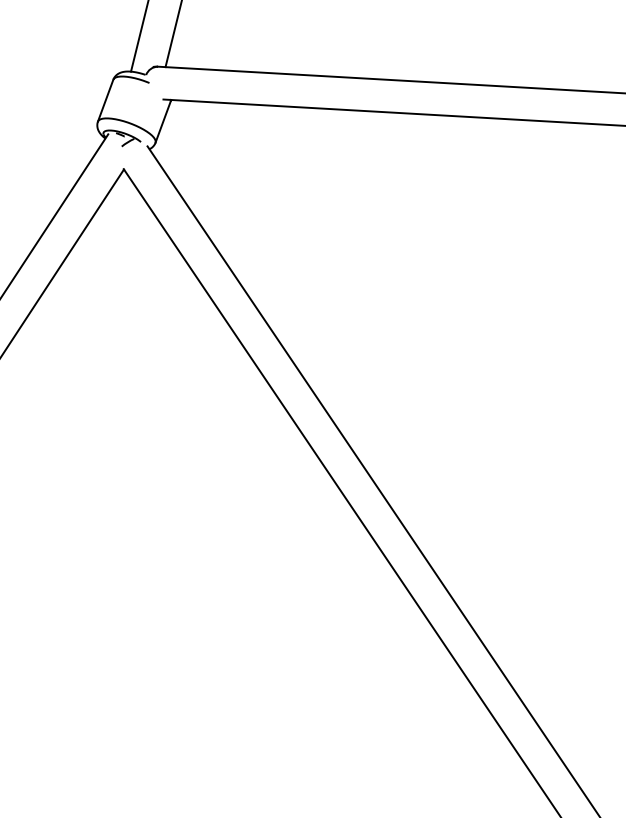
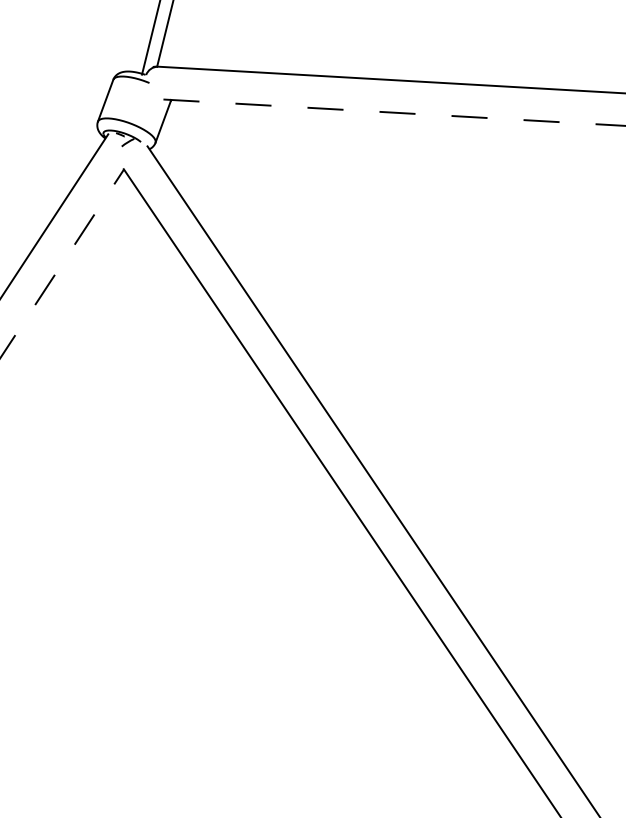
line position: (173, 34) -> (164, 33) (164, 33)
line position: (139, 36) -> (150, 38) (150, 38)
line: solid -> dashed (394, 112)
line: solid -> dashed (62, 263)
